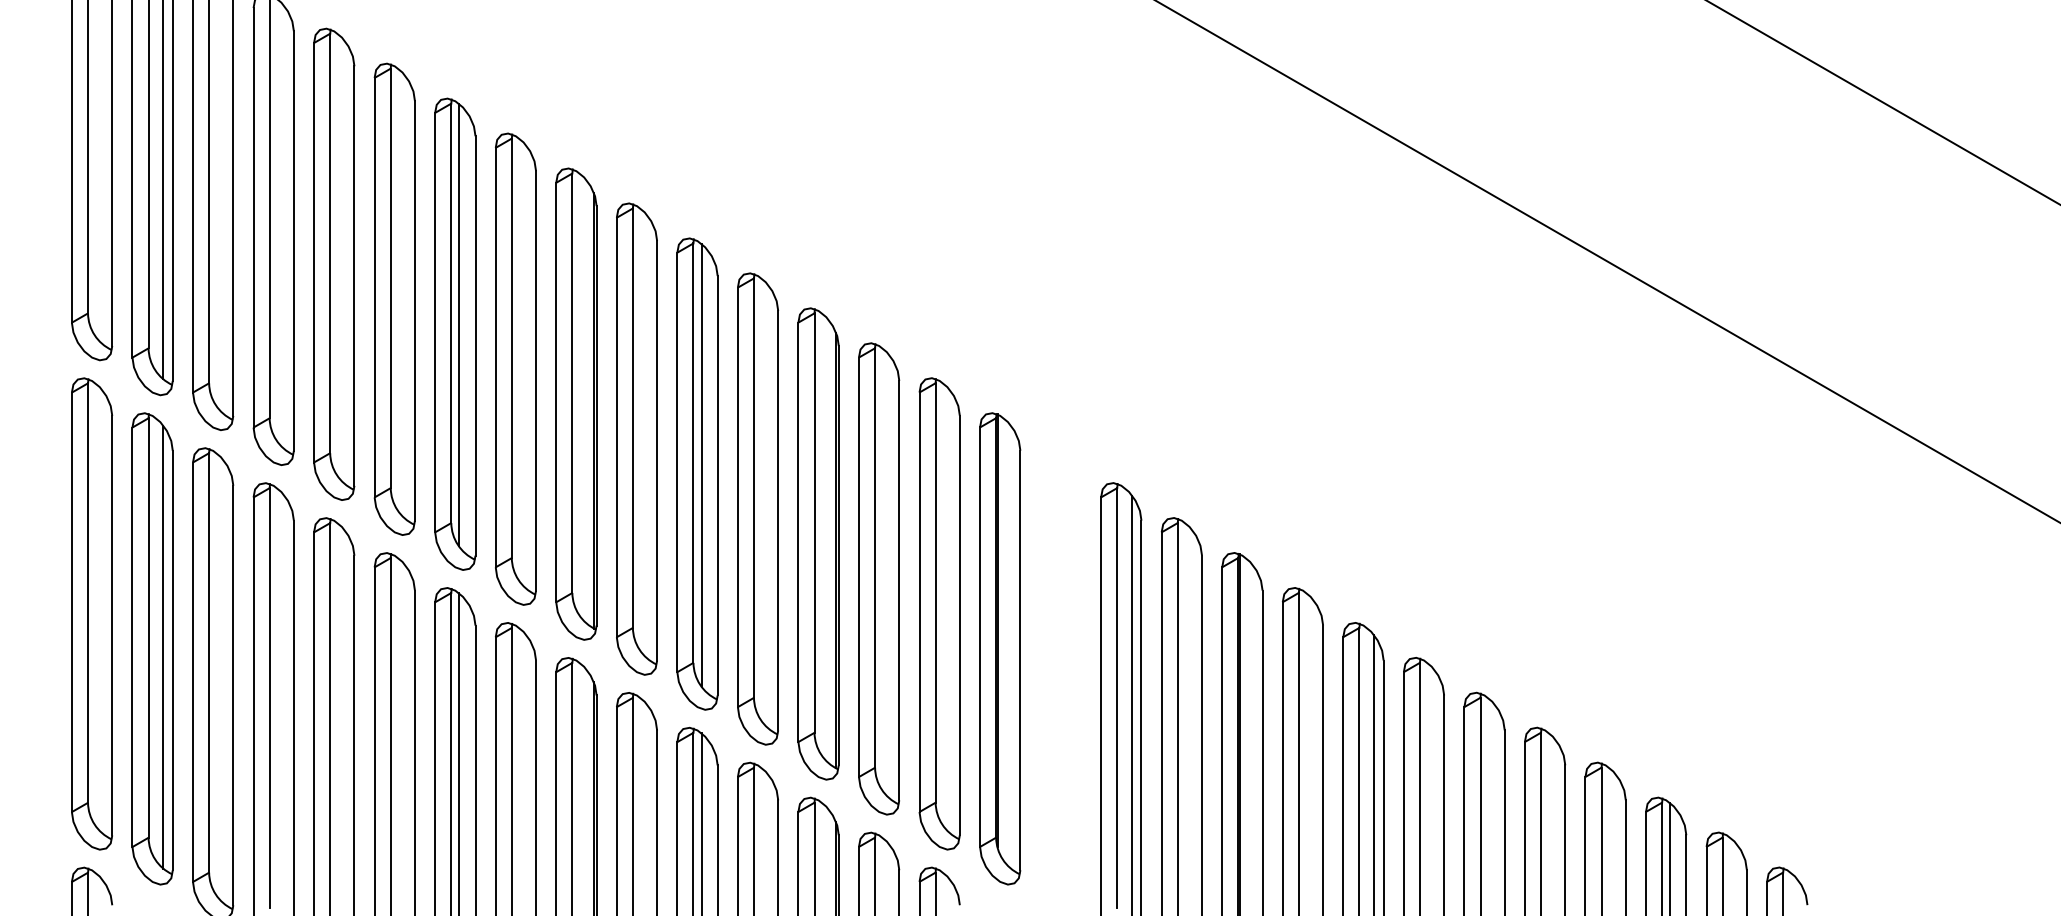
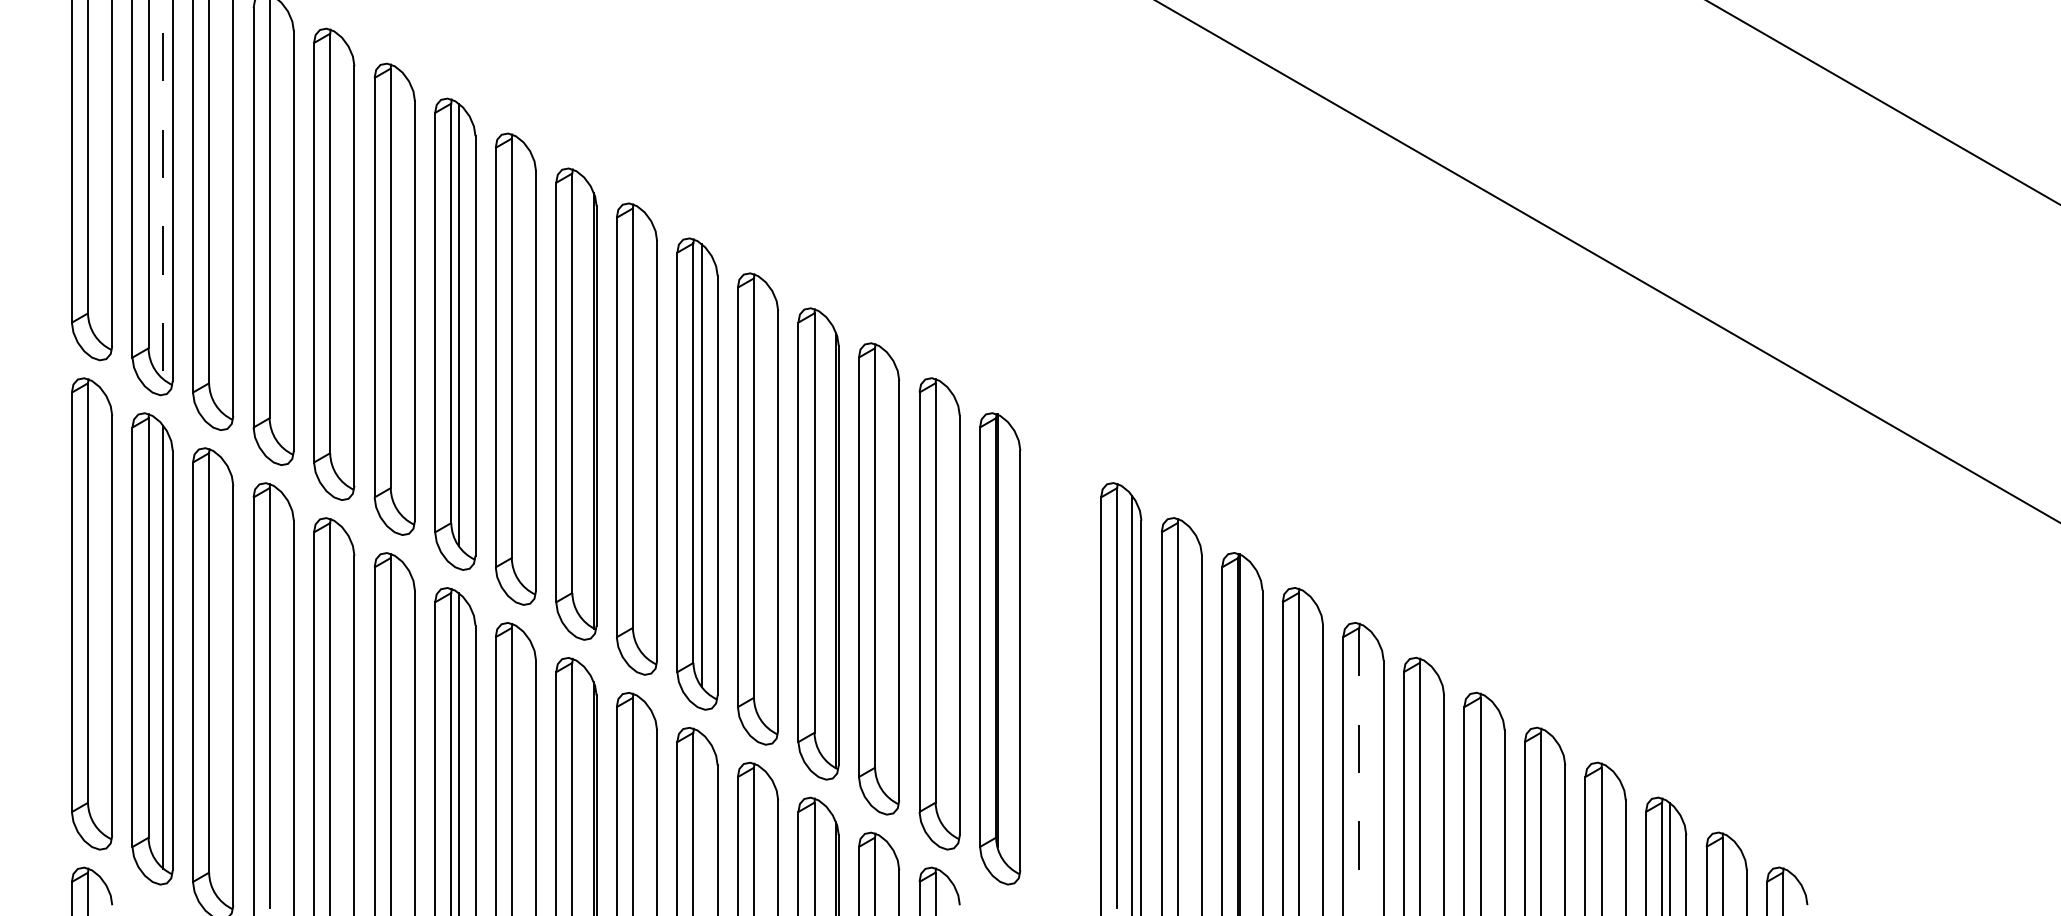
line: solid -> dashed (163, 189)
line: solid -> dashed (1359, 771)
line: present -> none (1374, 773)
line: present -> none (701, 822)
